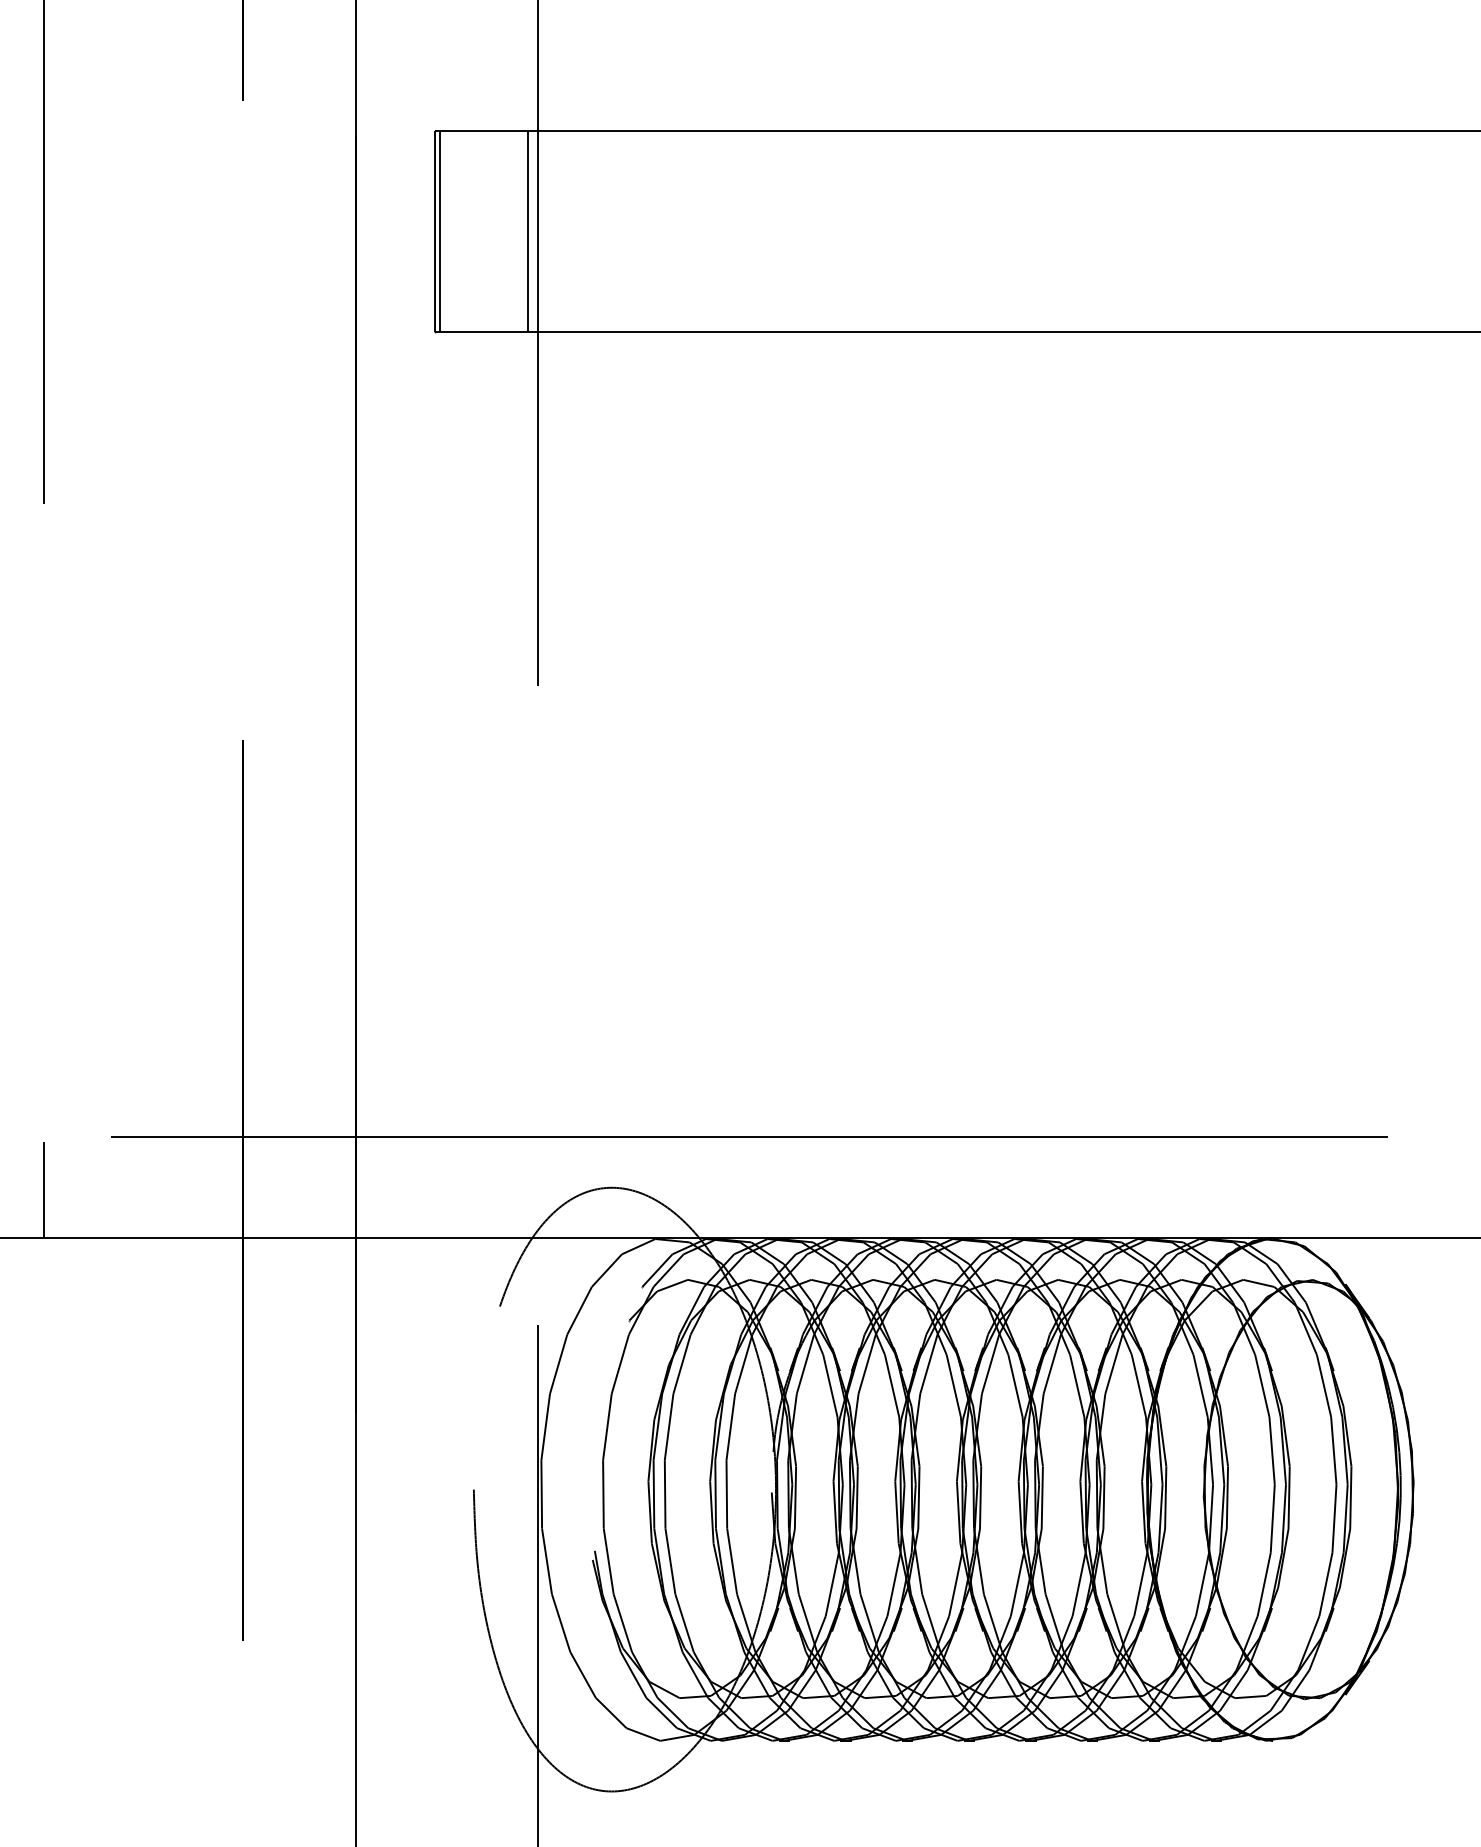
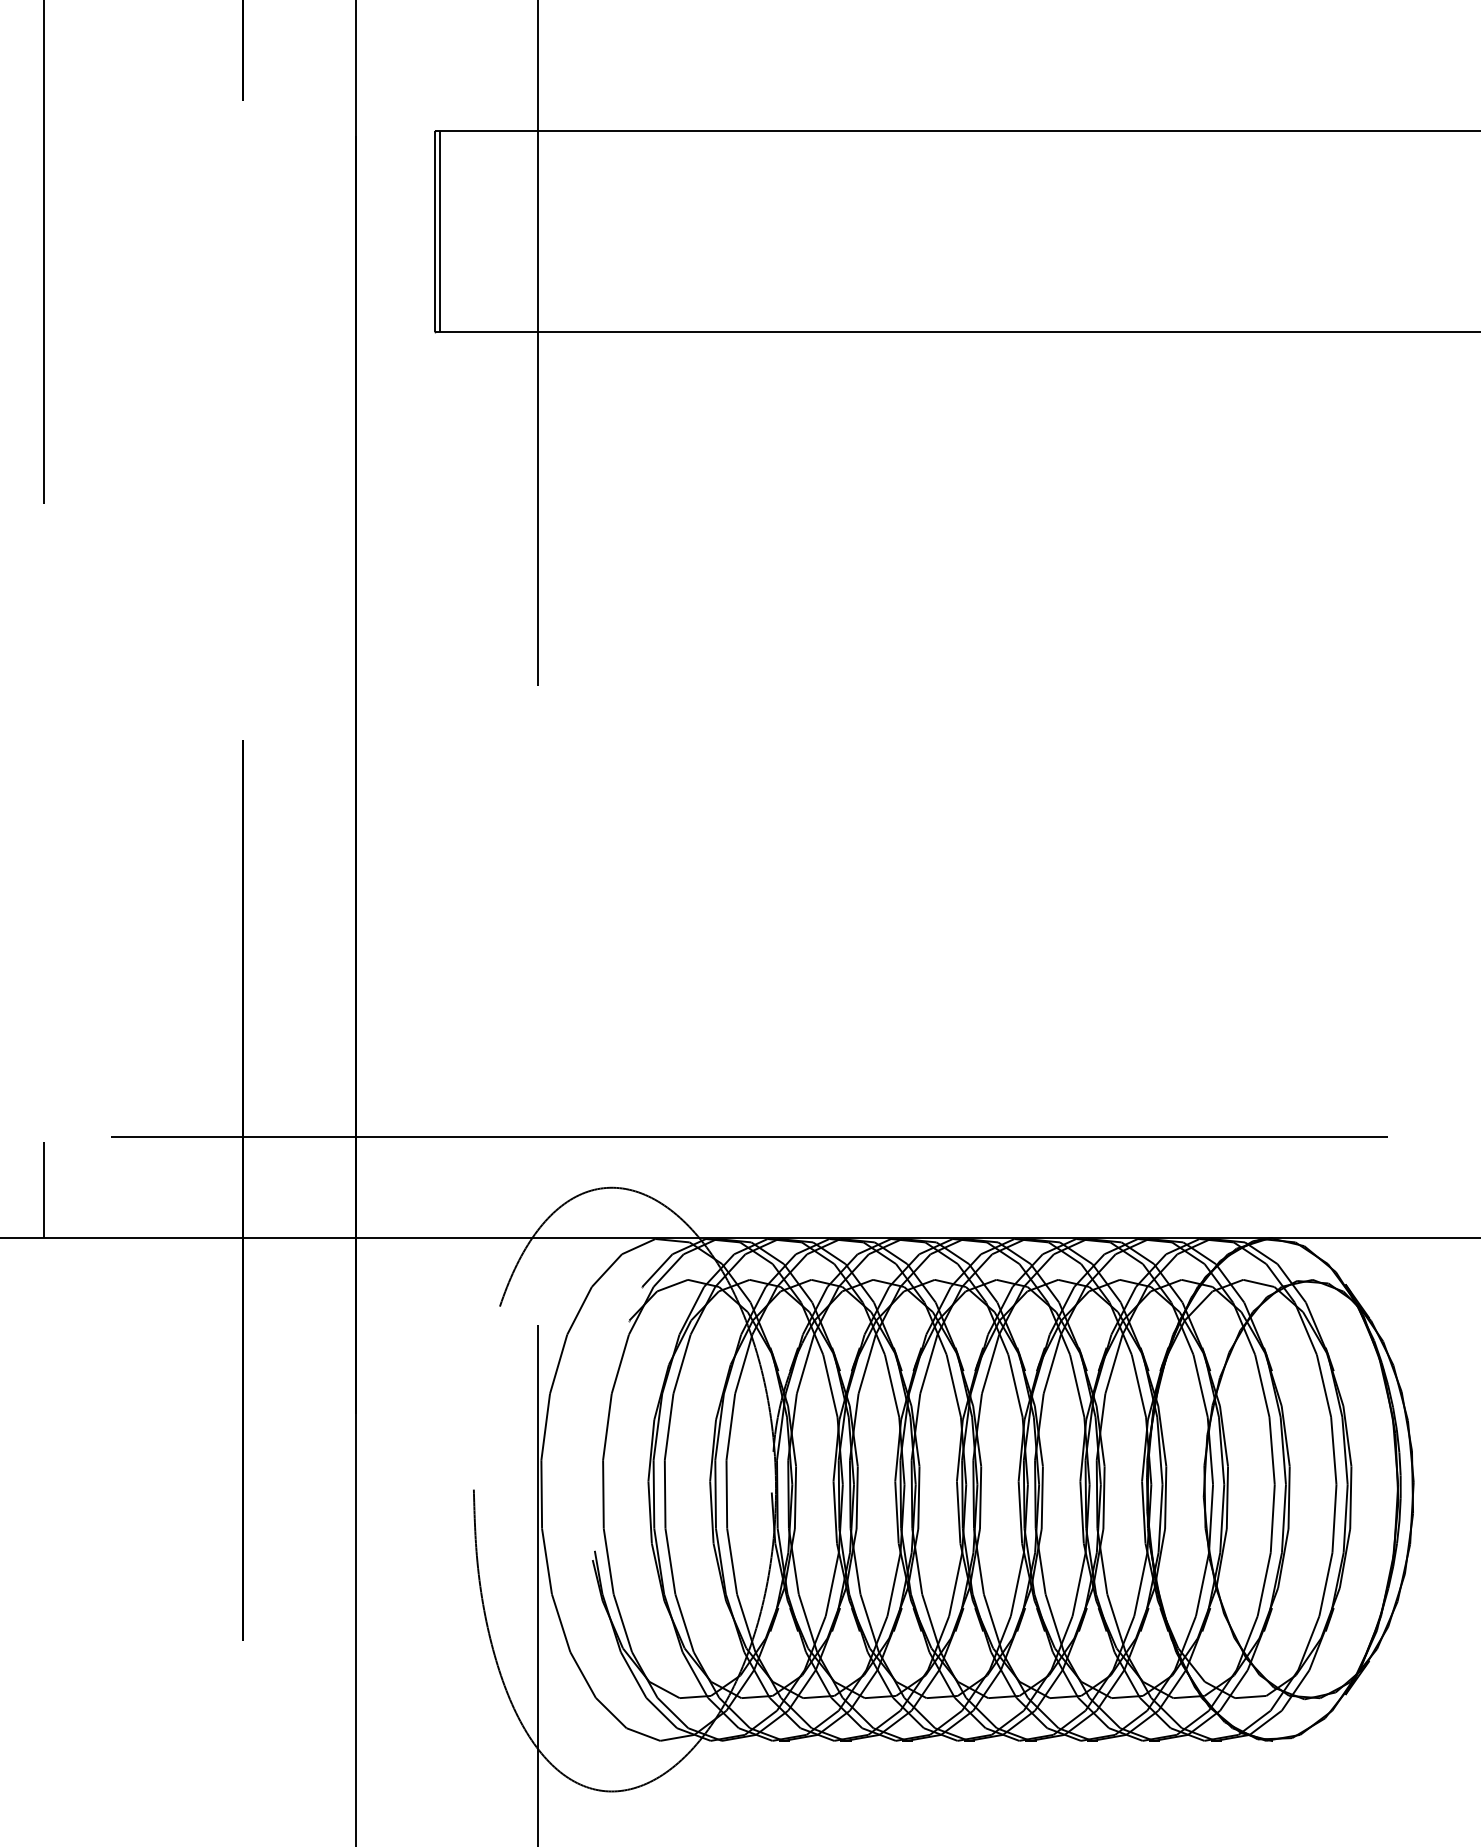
line: present -> none (528, 231)
